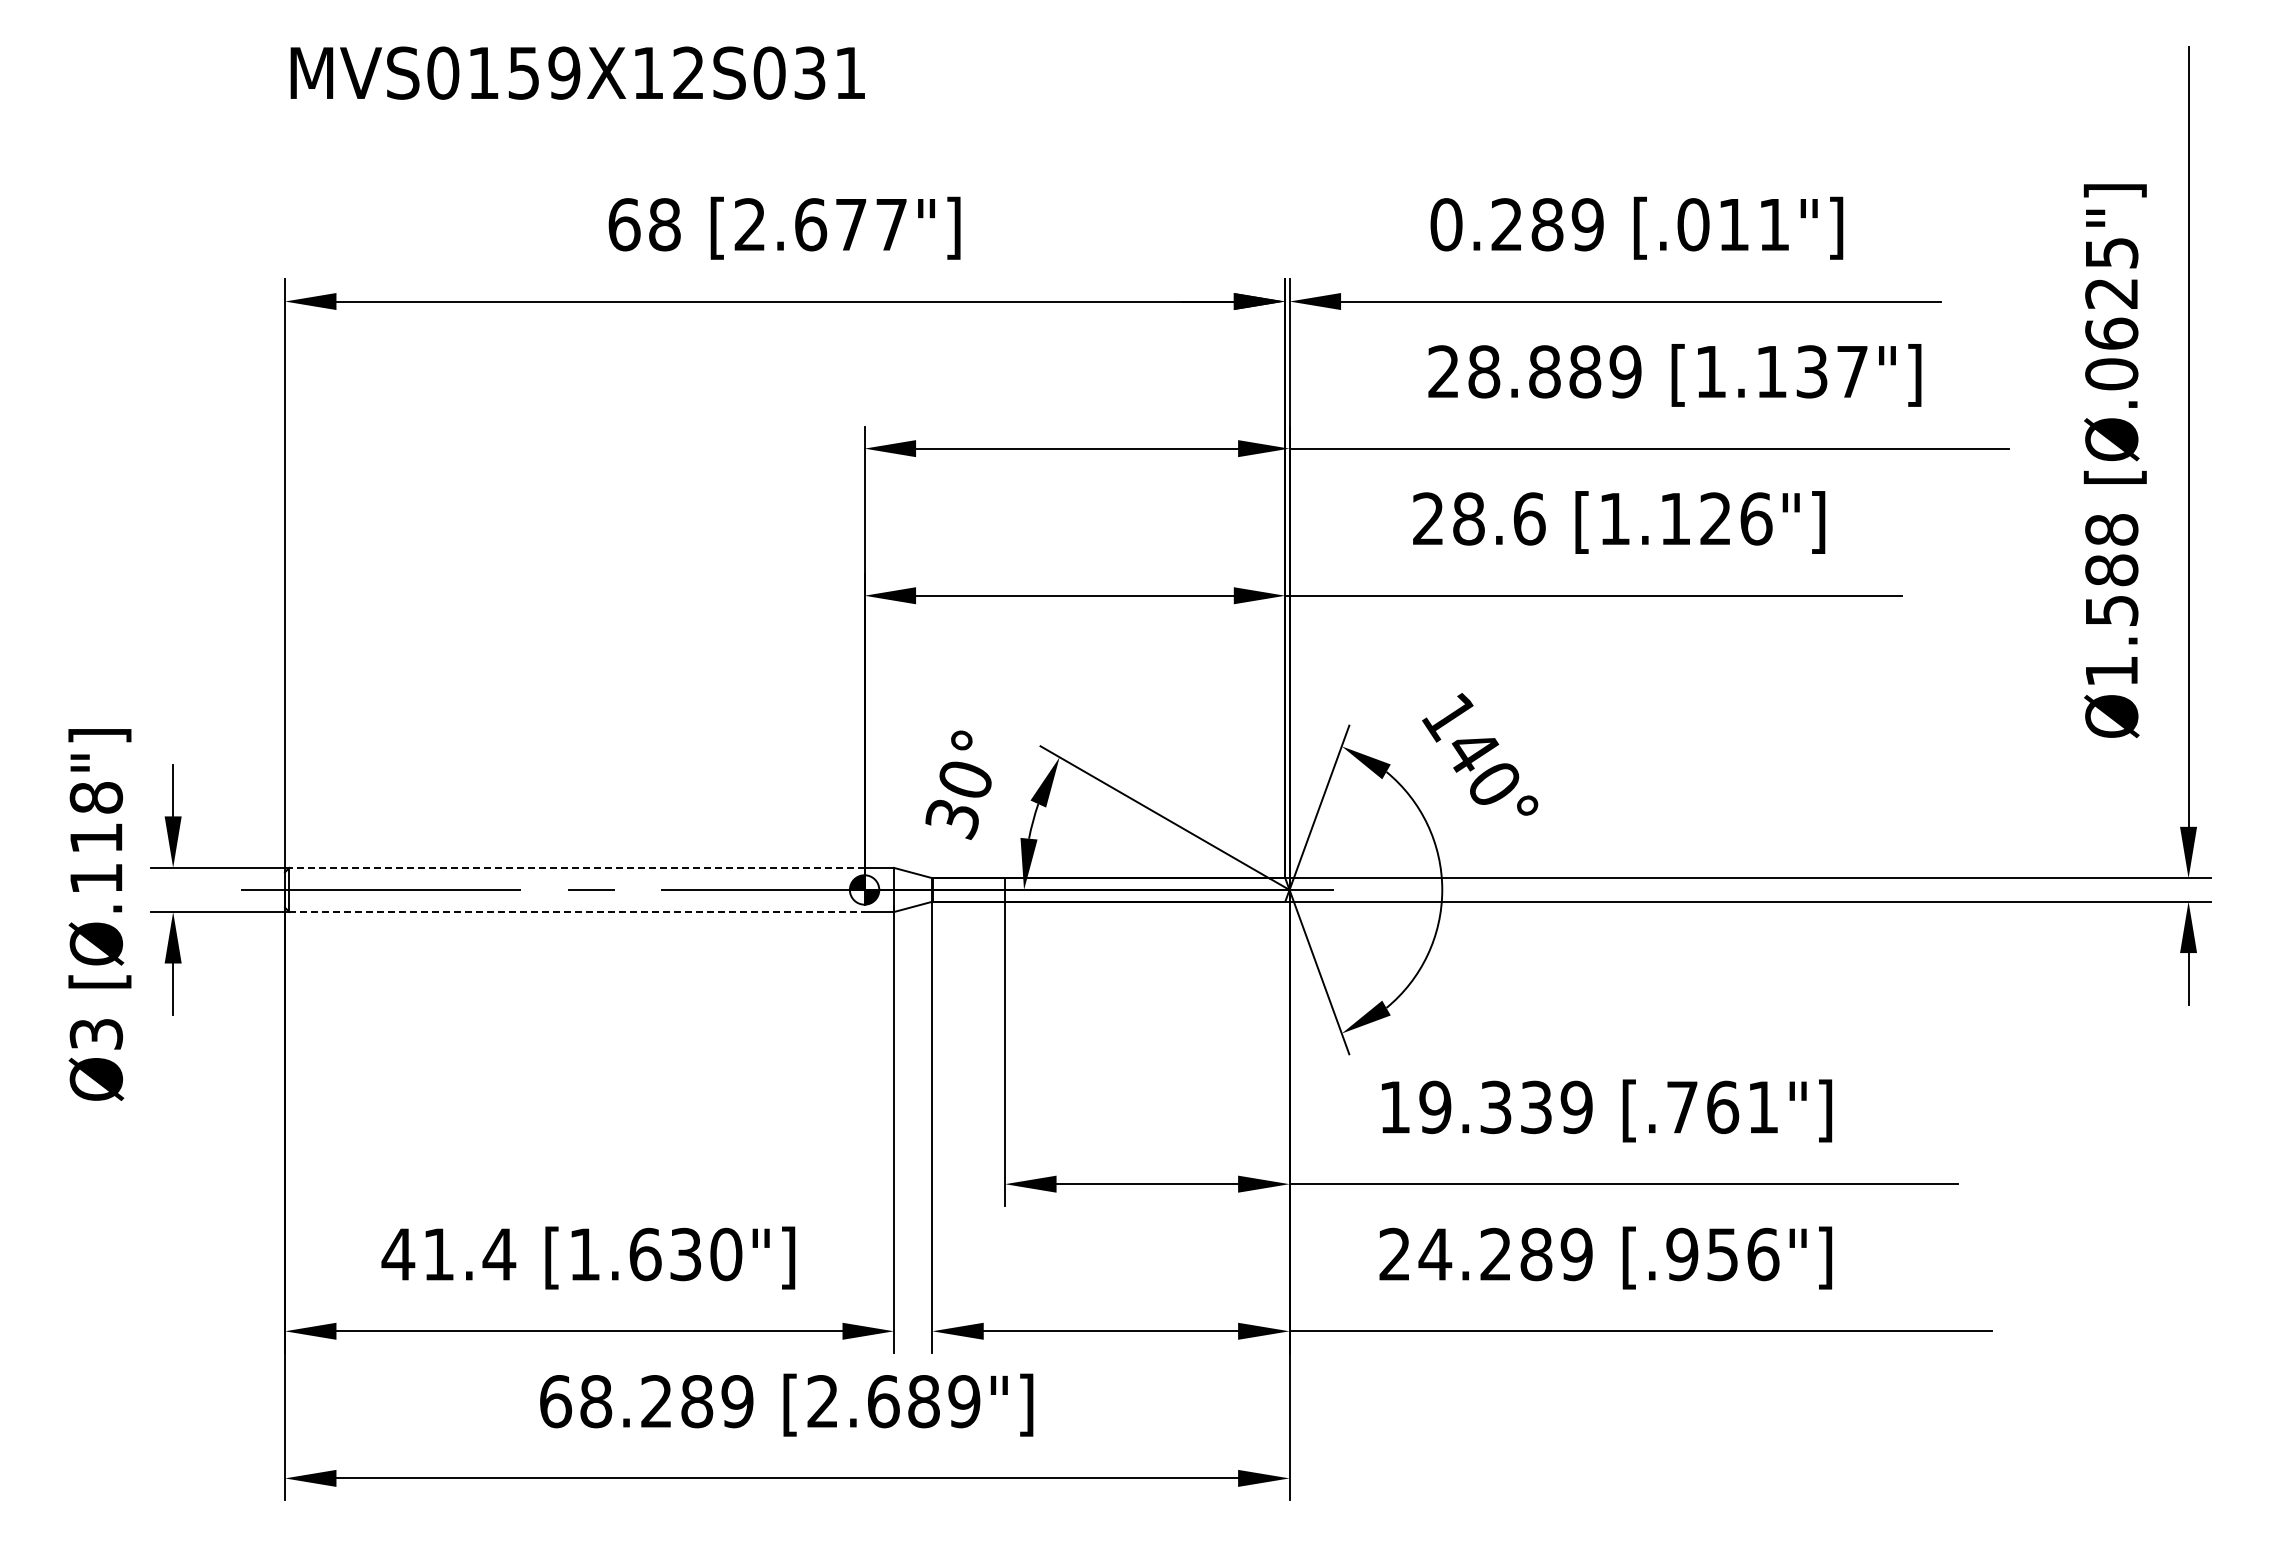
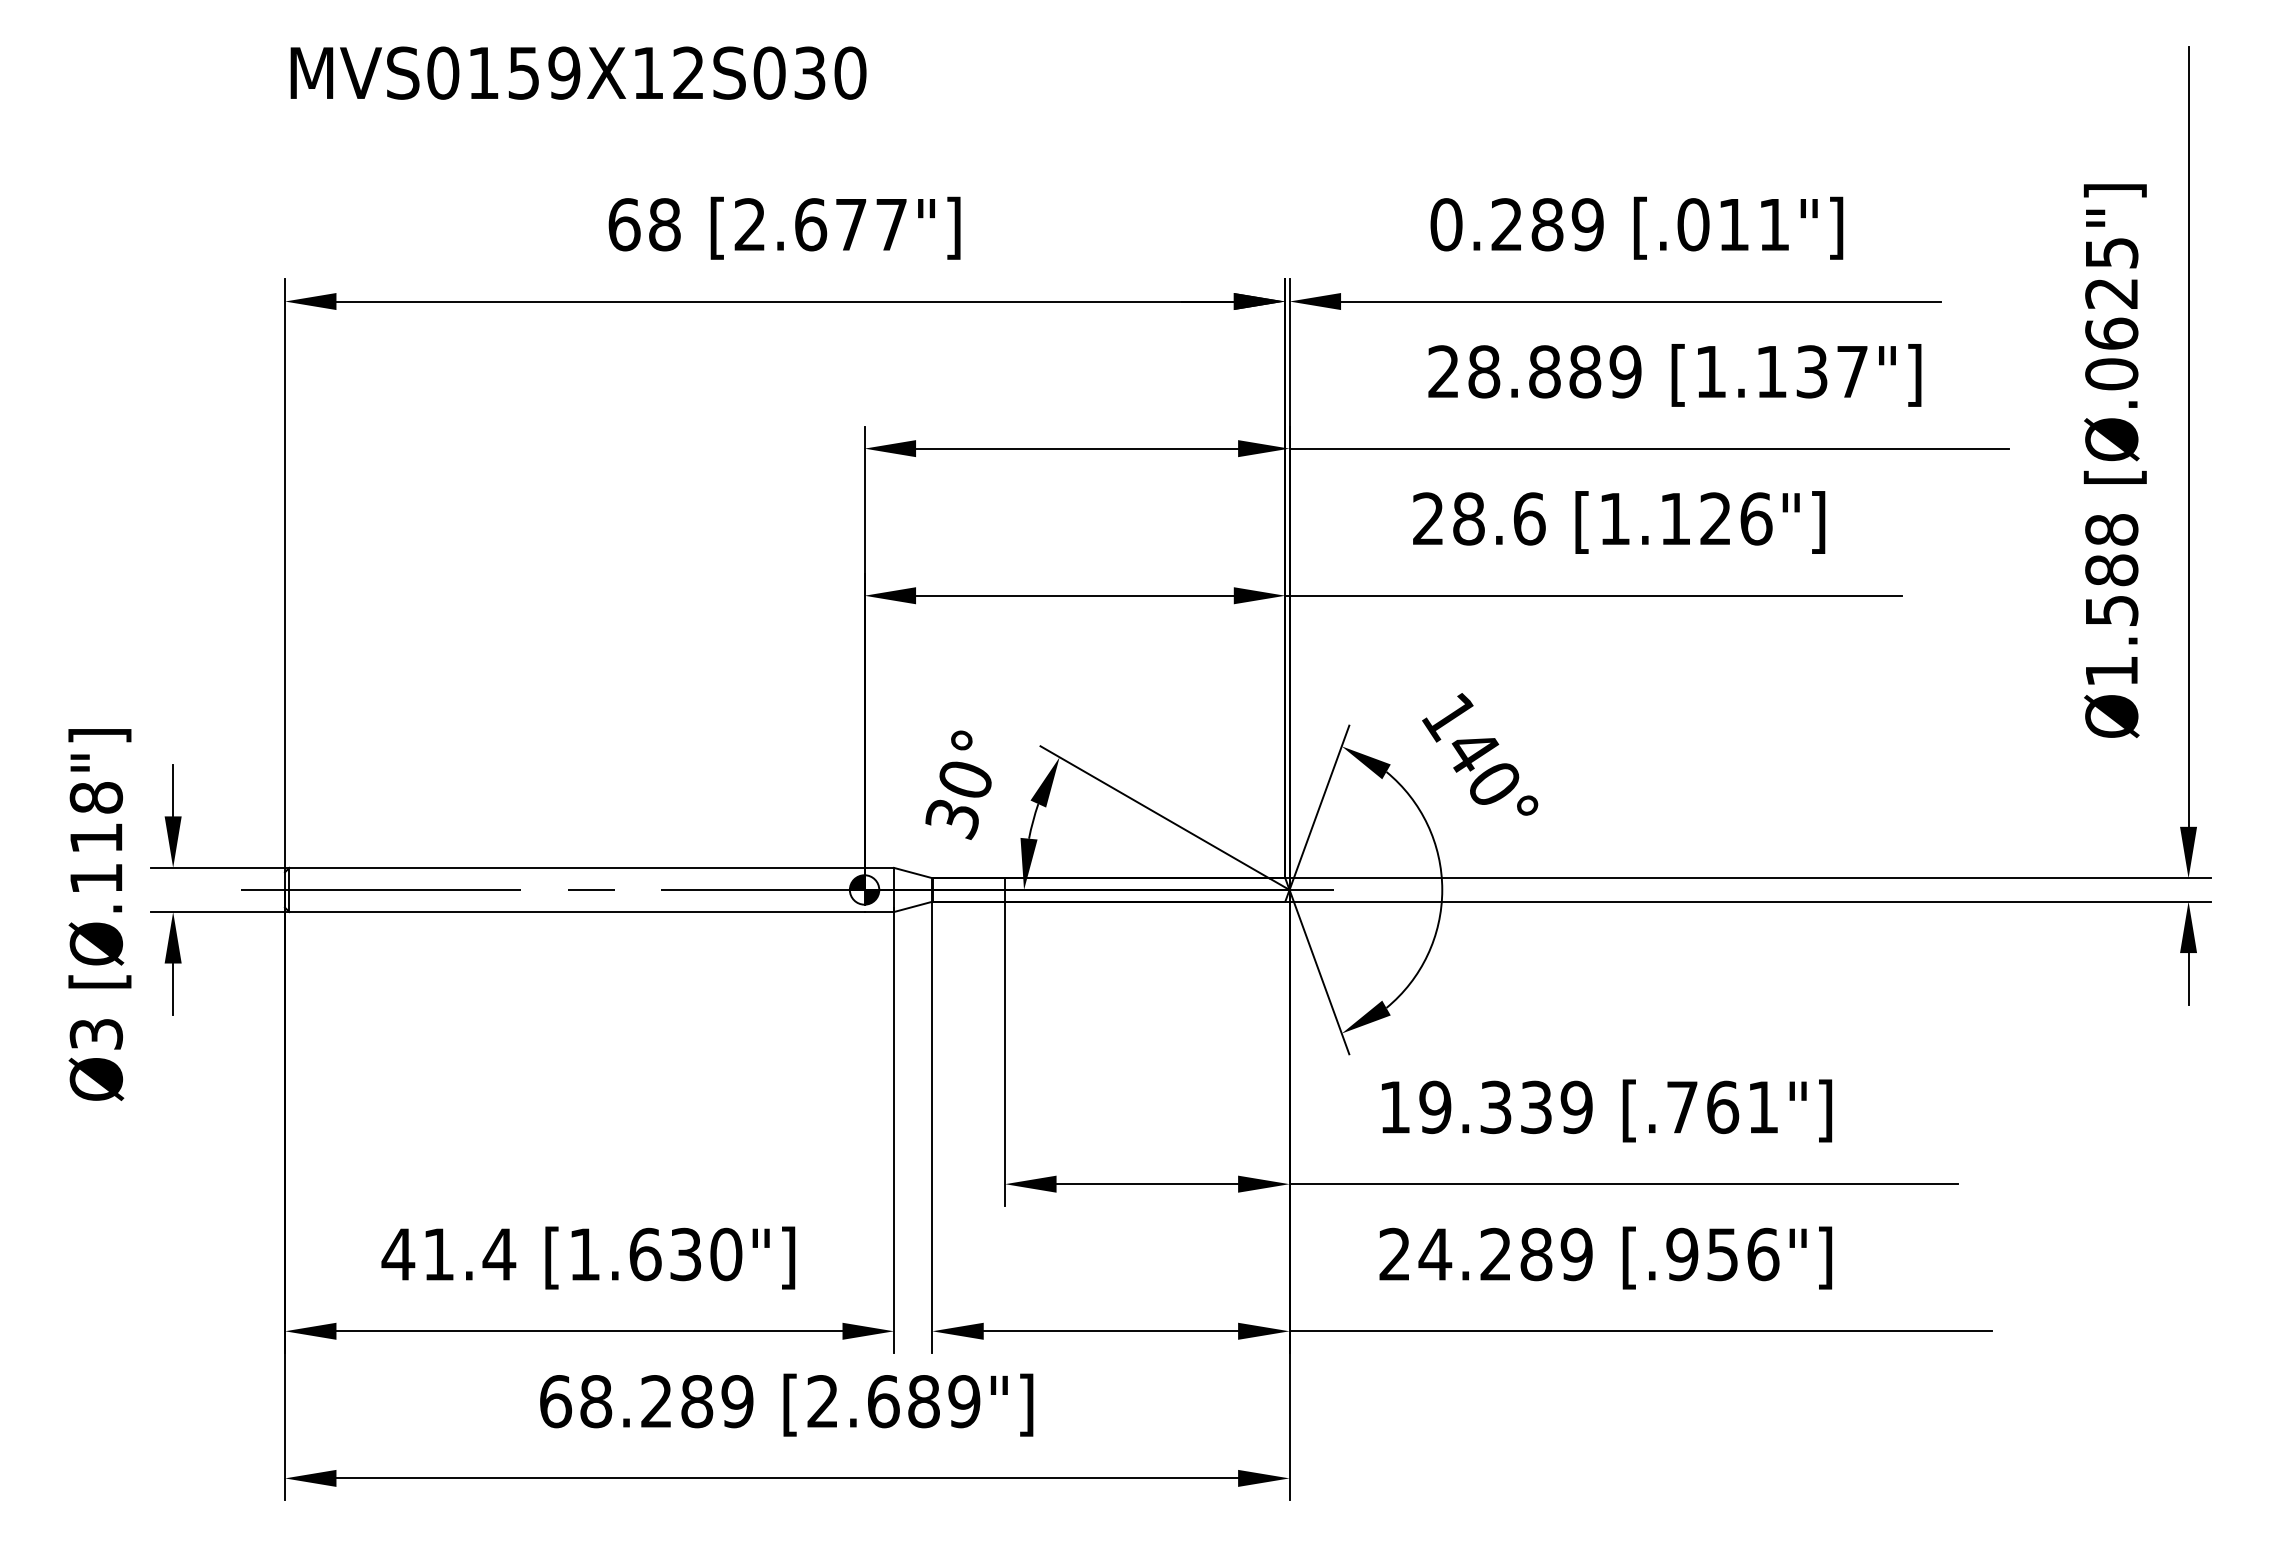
text: MVS0159X12S031 -> MVS0159X12S030 (850, 72)
line: dashed -> solid (576, 867)
line: dashed -> solid (576, 912)
